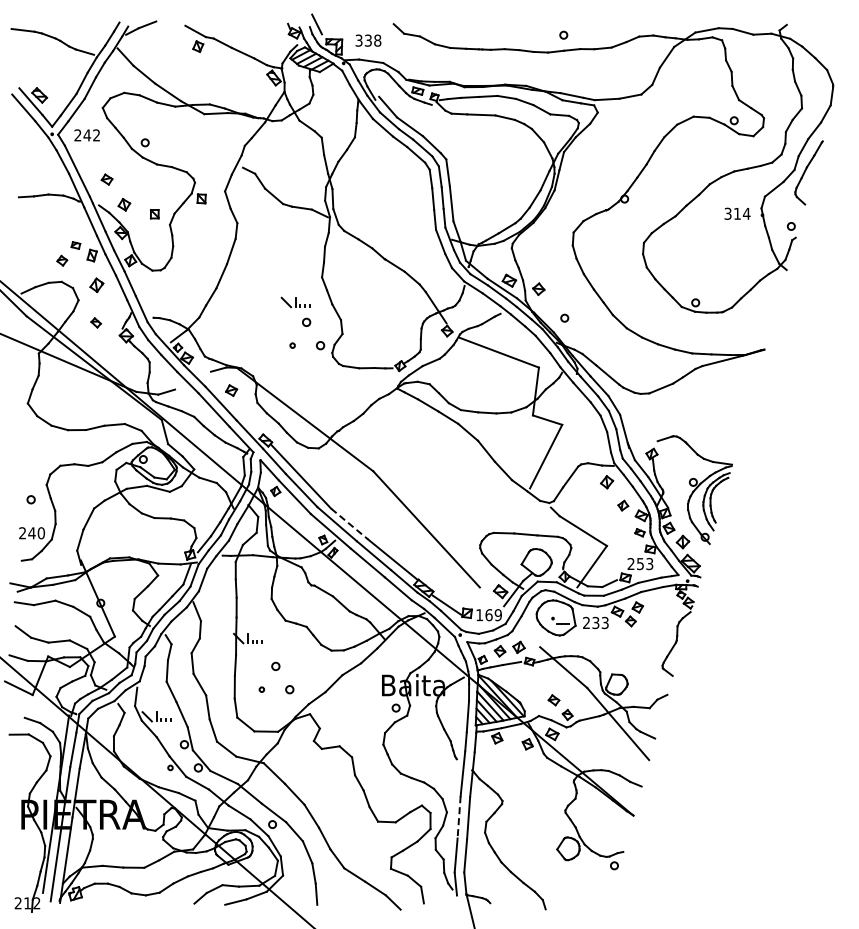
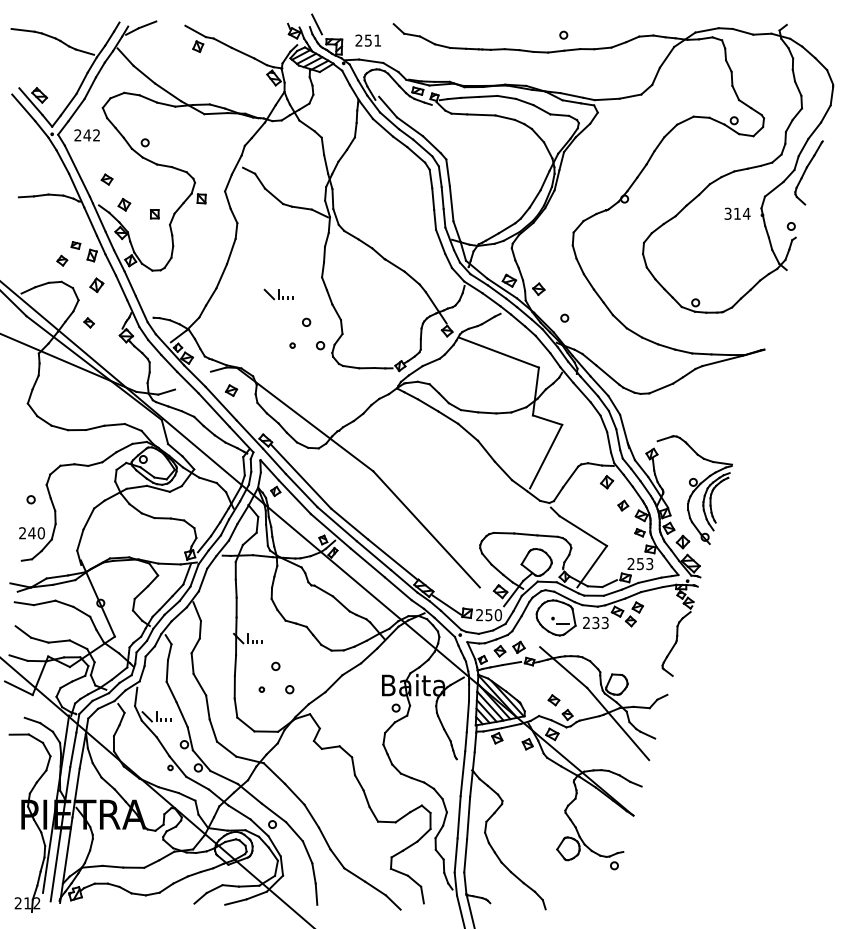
text: 338 -> 251 (368, 40)
part position: (295, 302) -> (278, 294) (278, 294)
part position: (95, 322) -> (88, 322) (88, 322)
line: dashed -> solid (349, 524)
text: 169 -> 250 (488, 615)
line: dashed -> solid (459, 817)
line: none -> present (460, 910)
